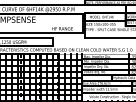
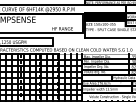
fill: none -> present (105, 17)
